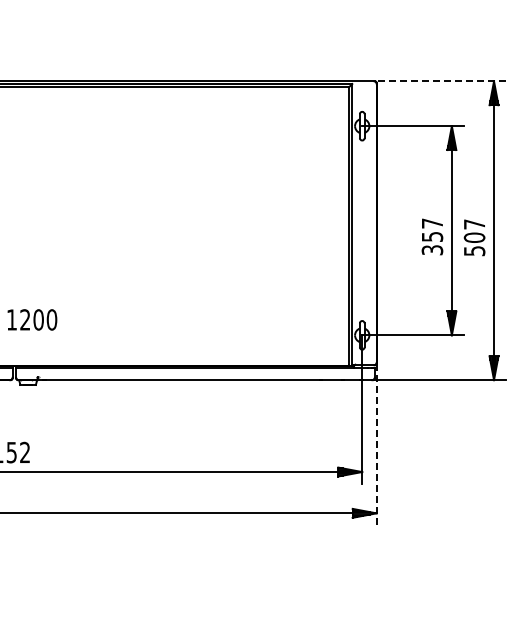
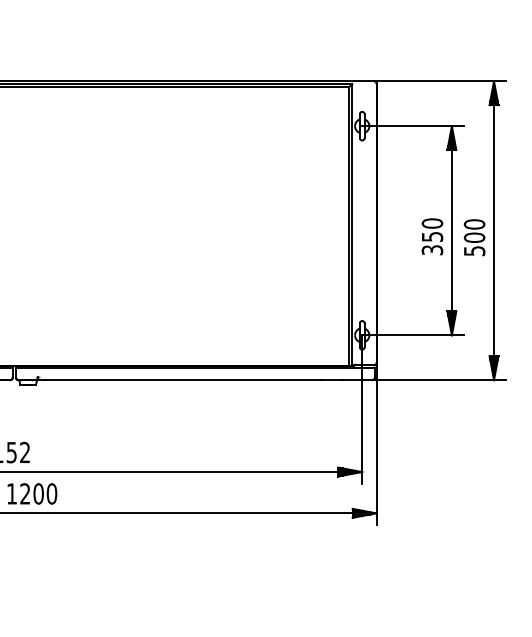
line: dashed -> solid (440, 81)
text: 357 -> 350 (432, 223)
text: 507 -> 500 (474, 224)
text position: (32, 319) -> (32, 493) (32, 493)
line: dashed -> solid (376, 443)
